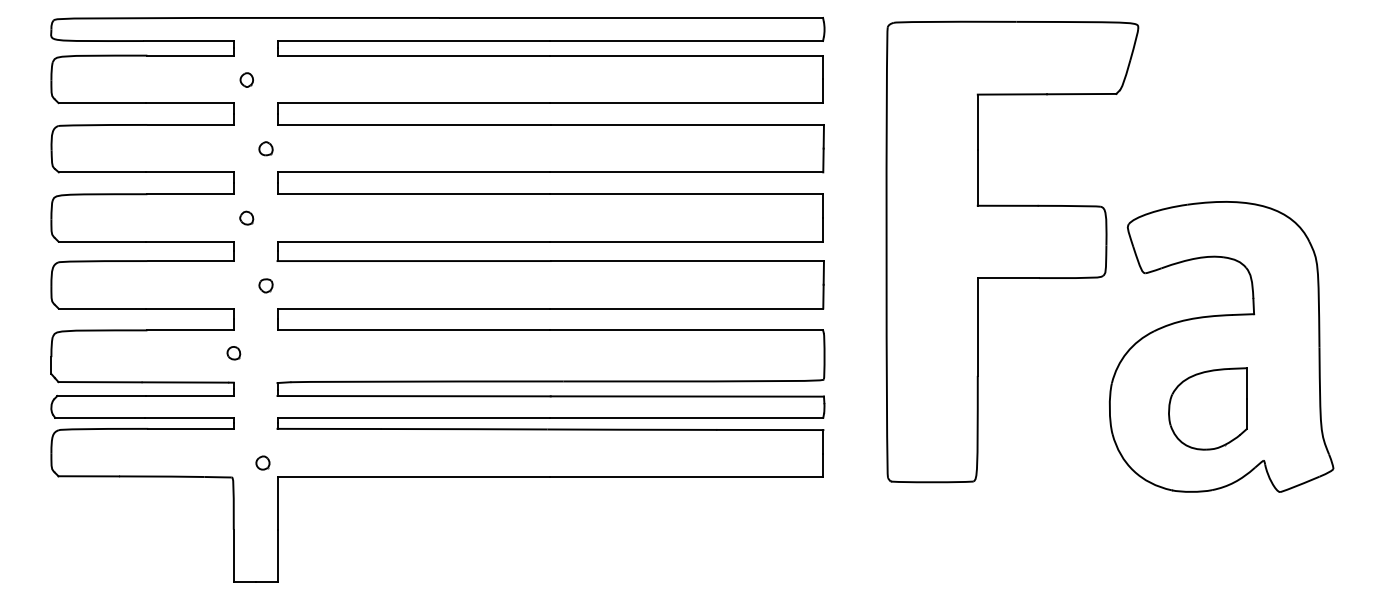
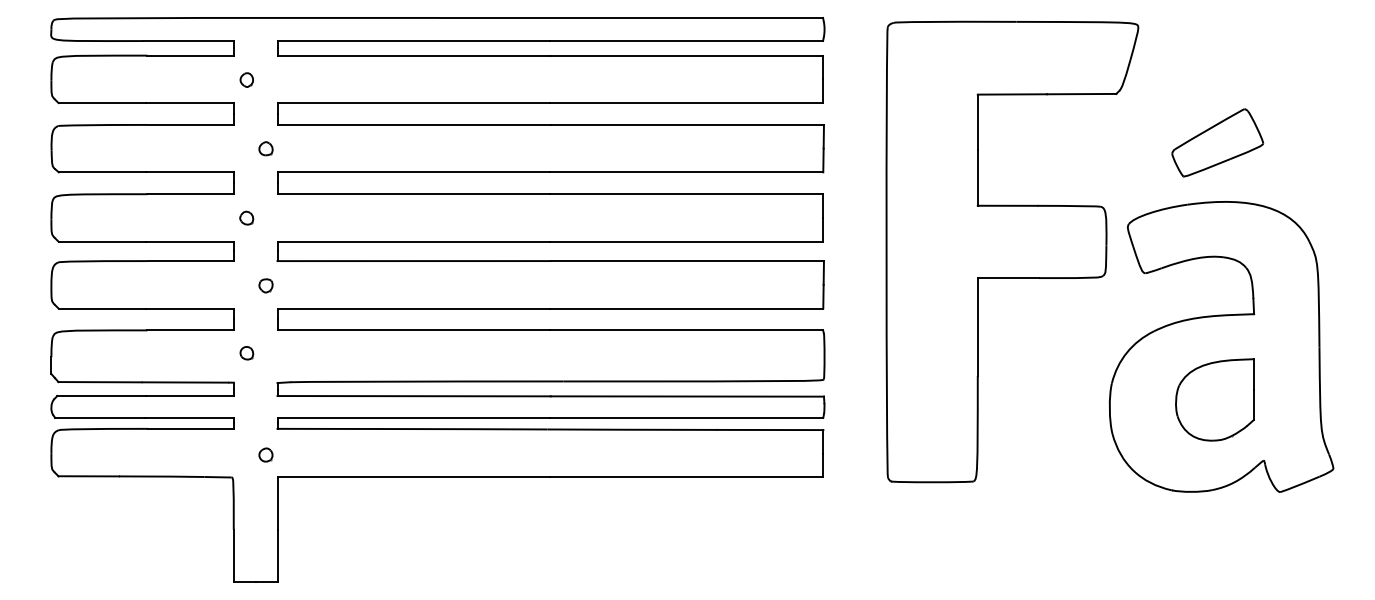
part: none -> present (1217, 142)
part position: (233, 353) -> (246, 353) (246, 353)
part position: (1207, 408) -> (1214, 399) (1214, 399)
part position: (262, 462) -> (265, 454) (265, 454)
